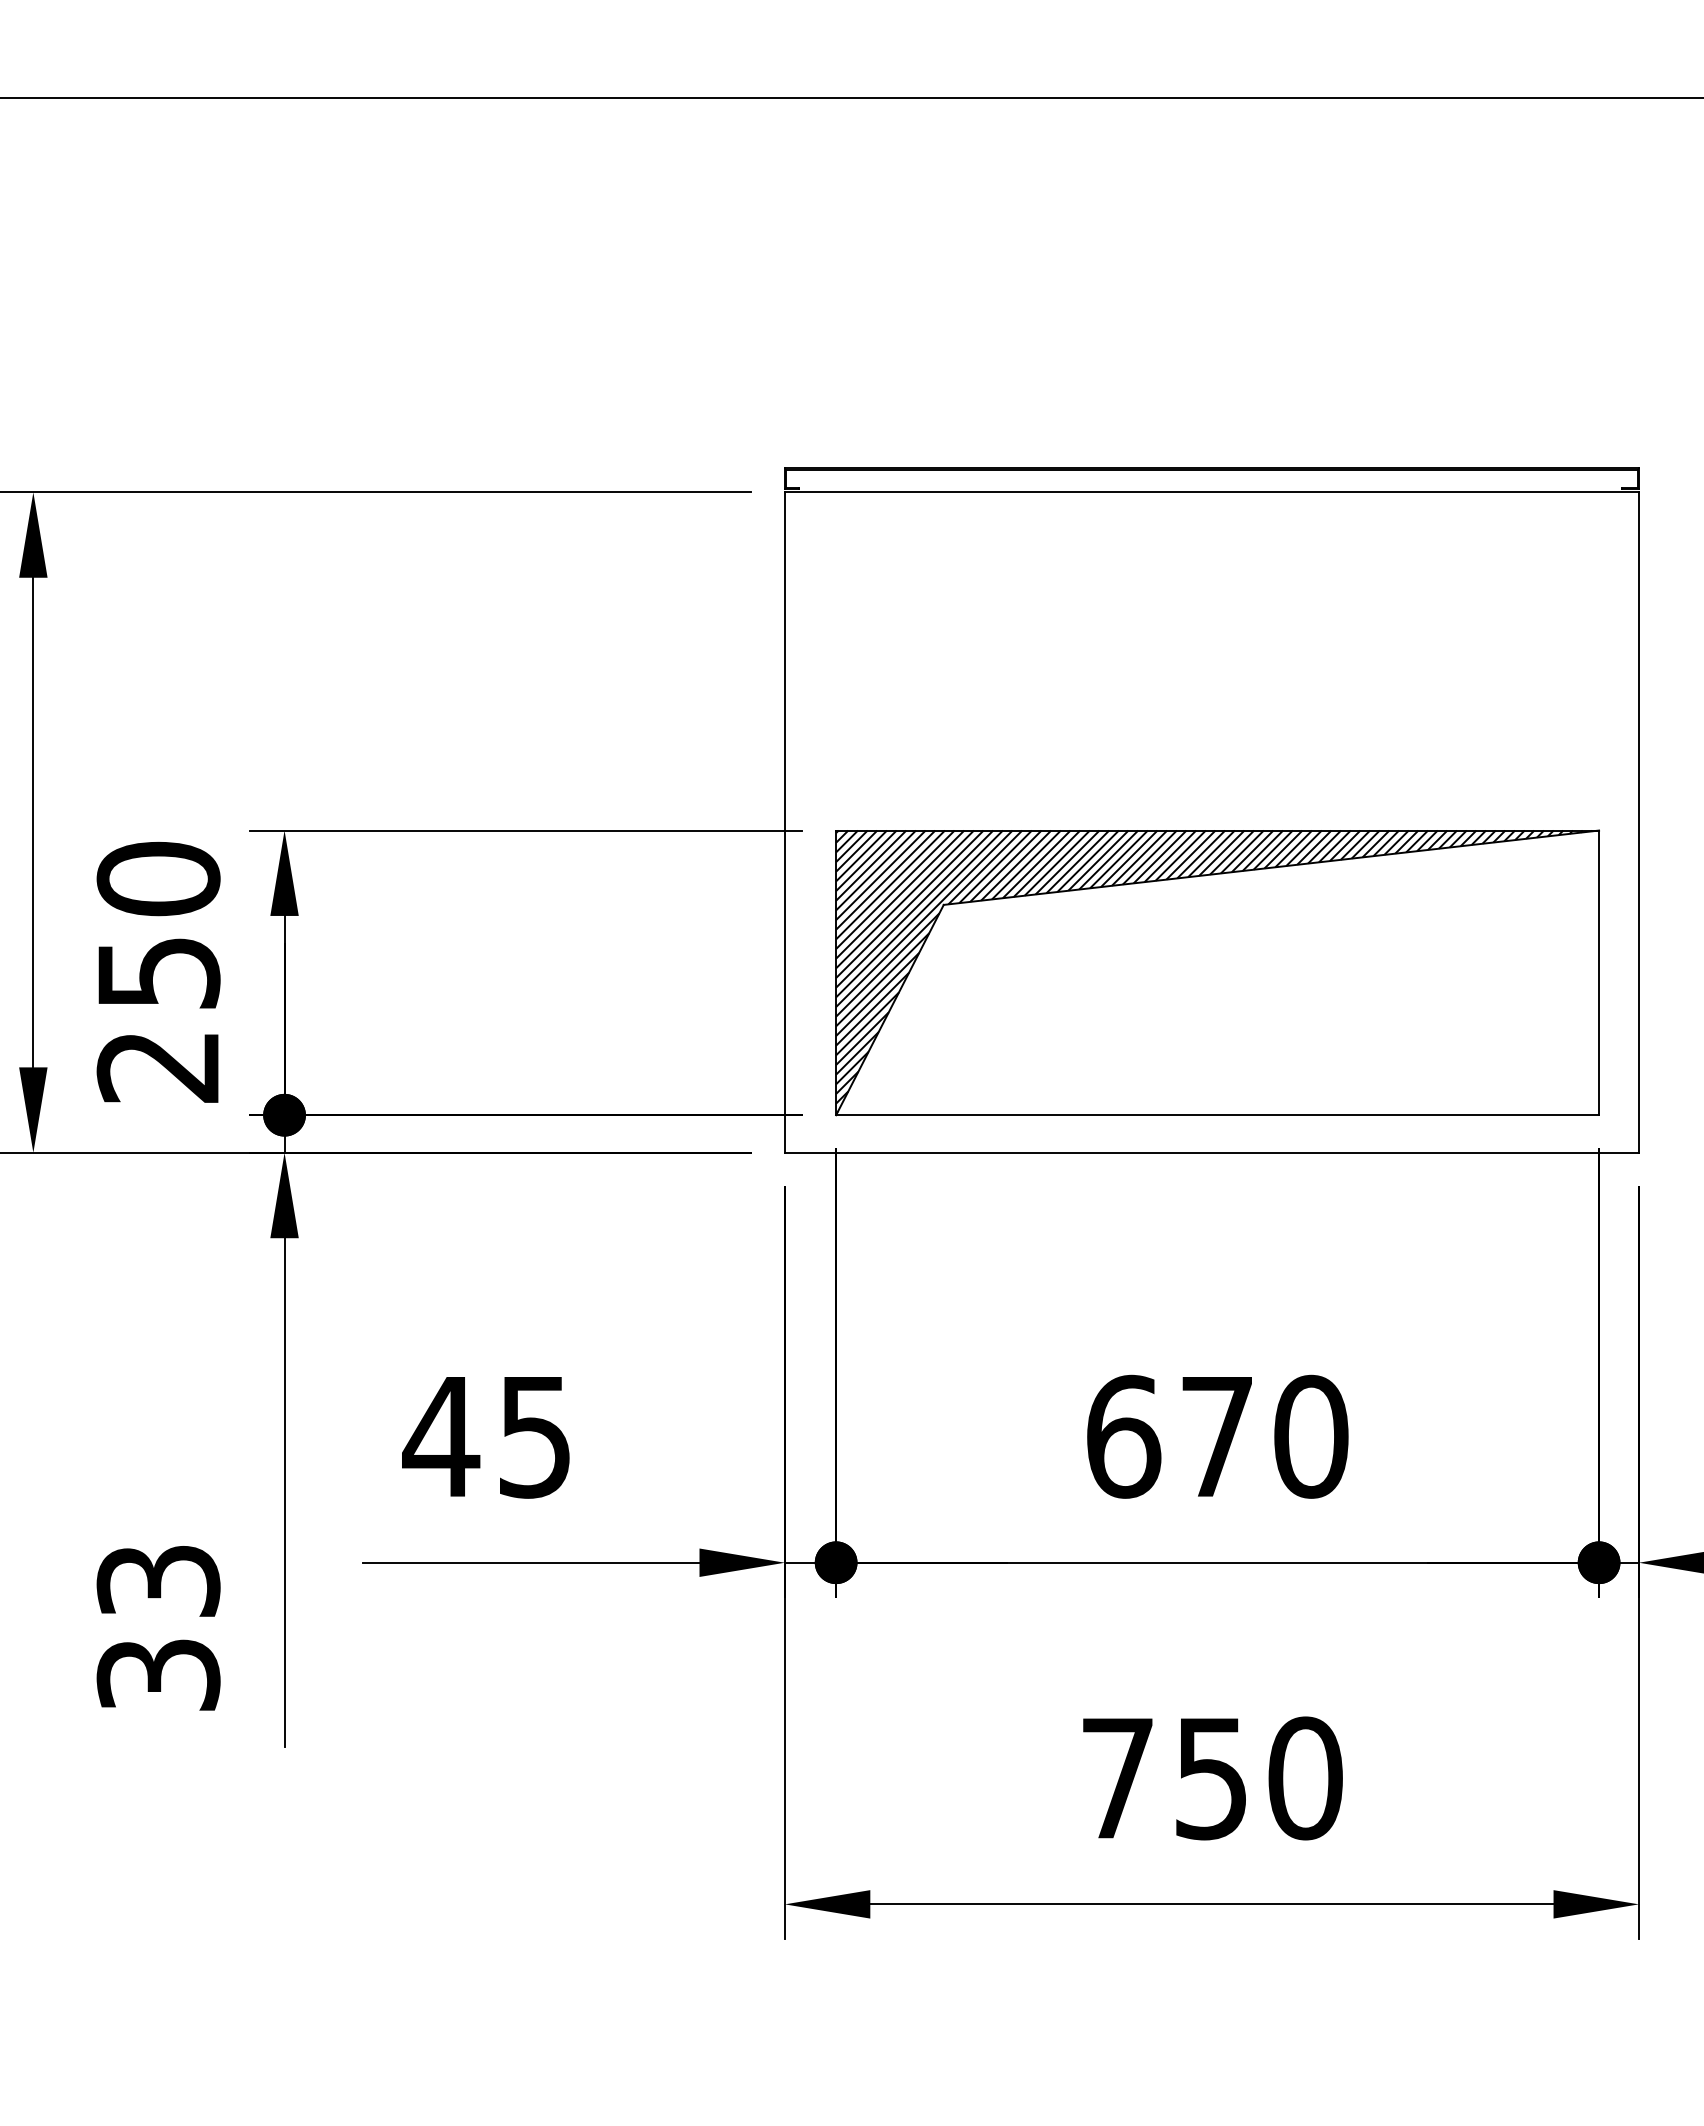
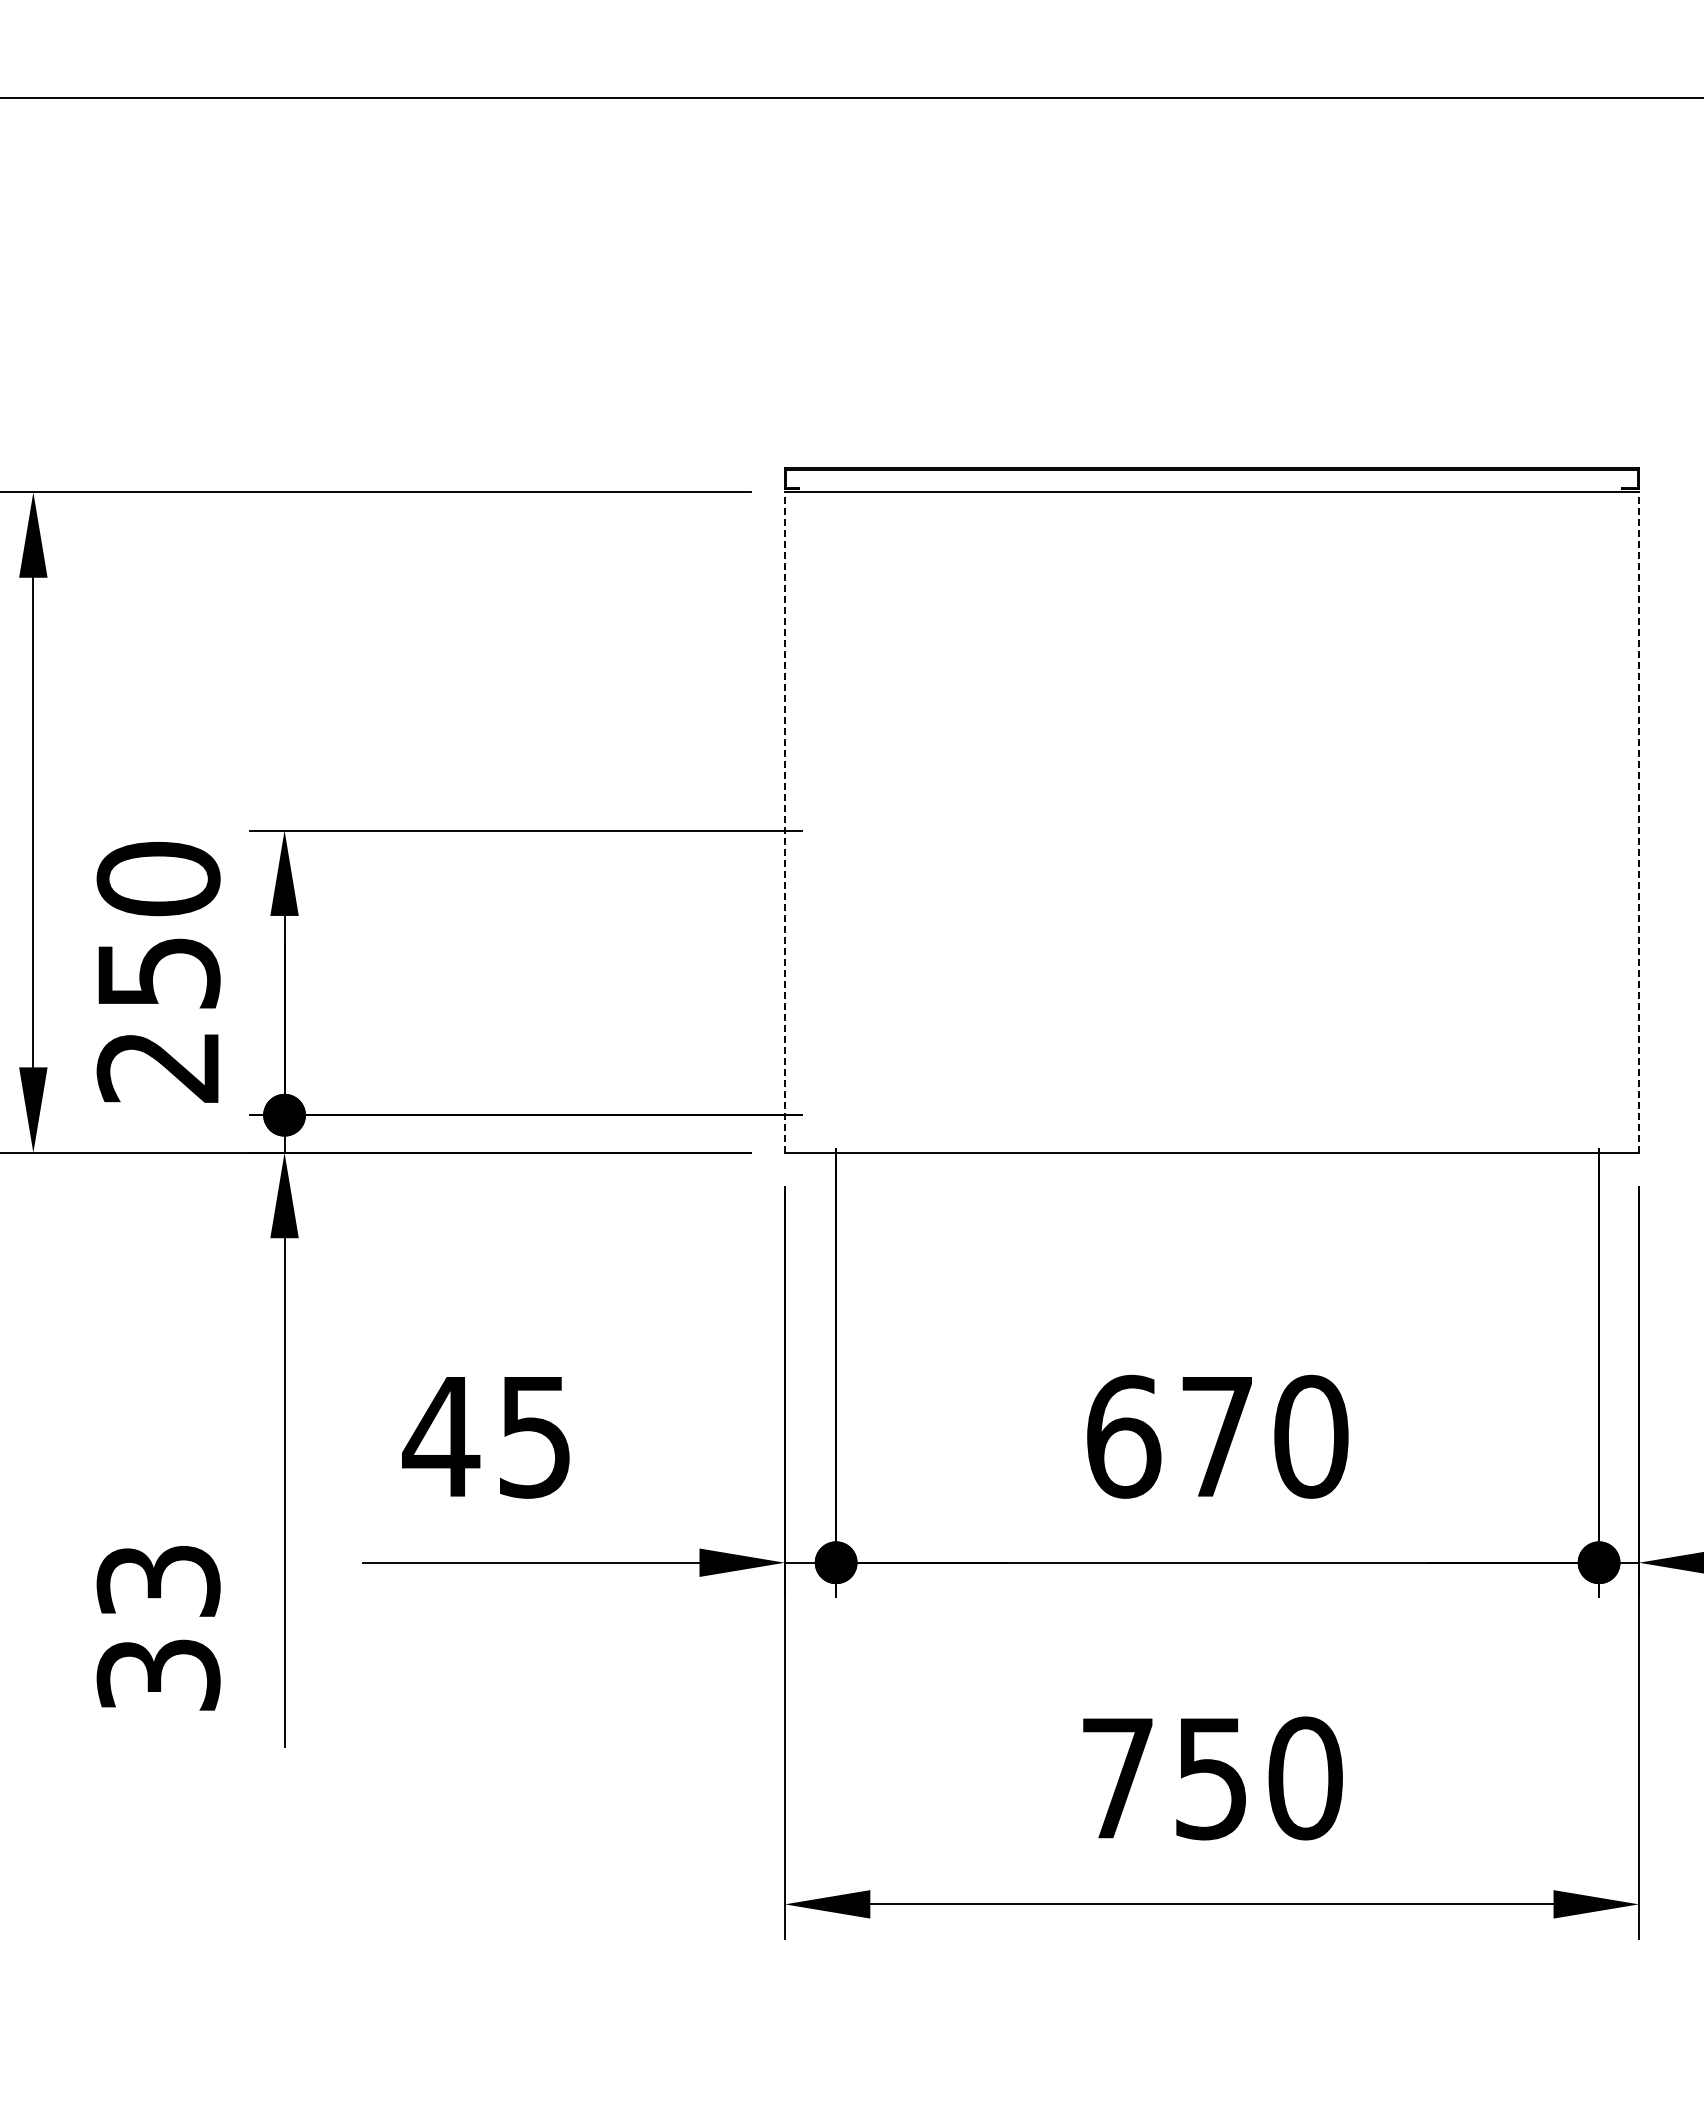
line: solid -> dashed (784, 822)
line: solid -> dashed (1638, 822)
part: present -> none (1217, 972)
